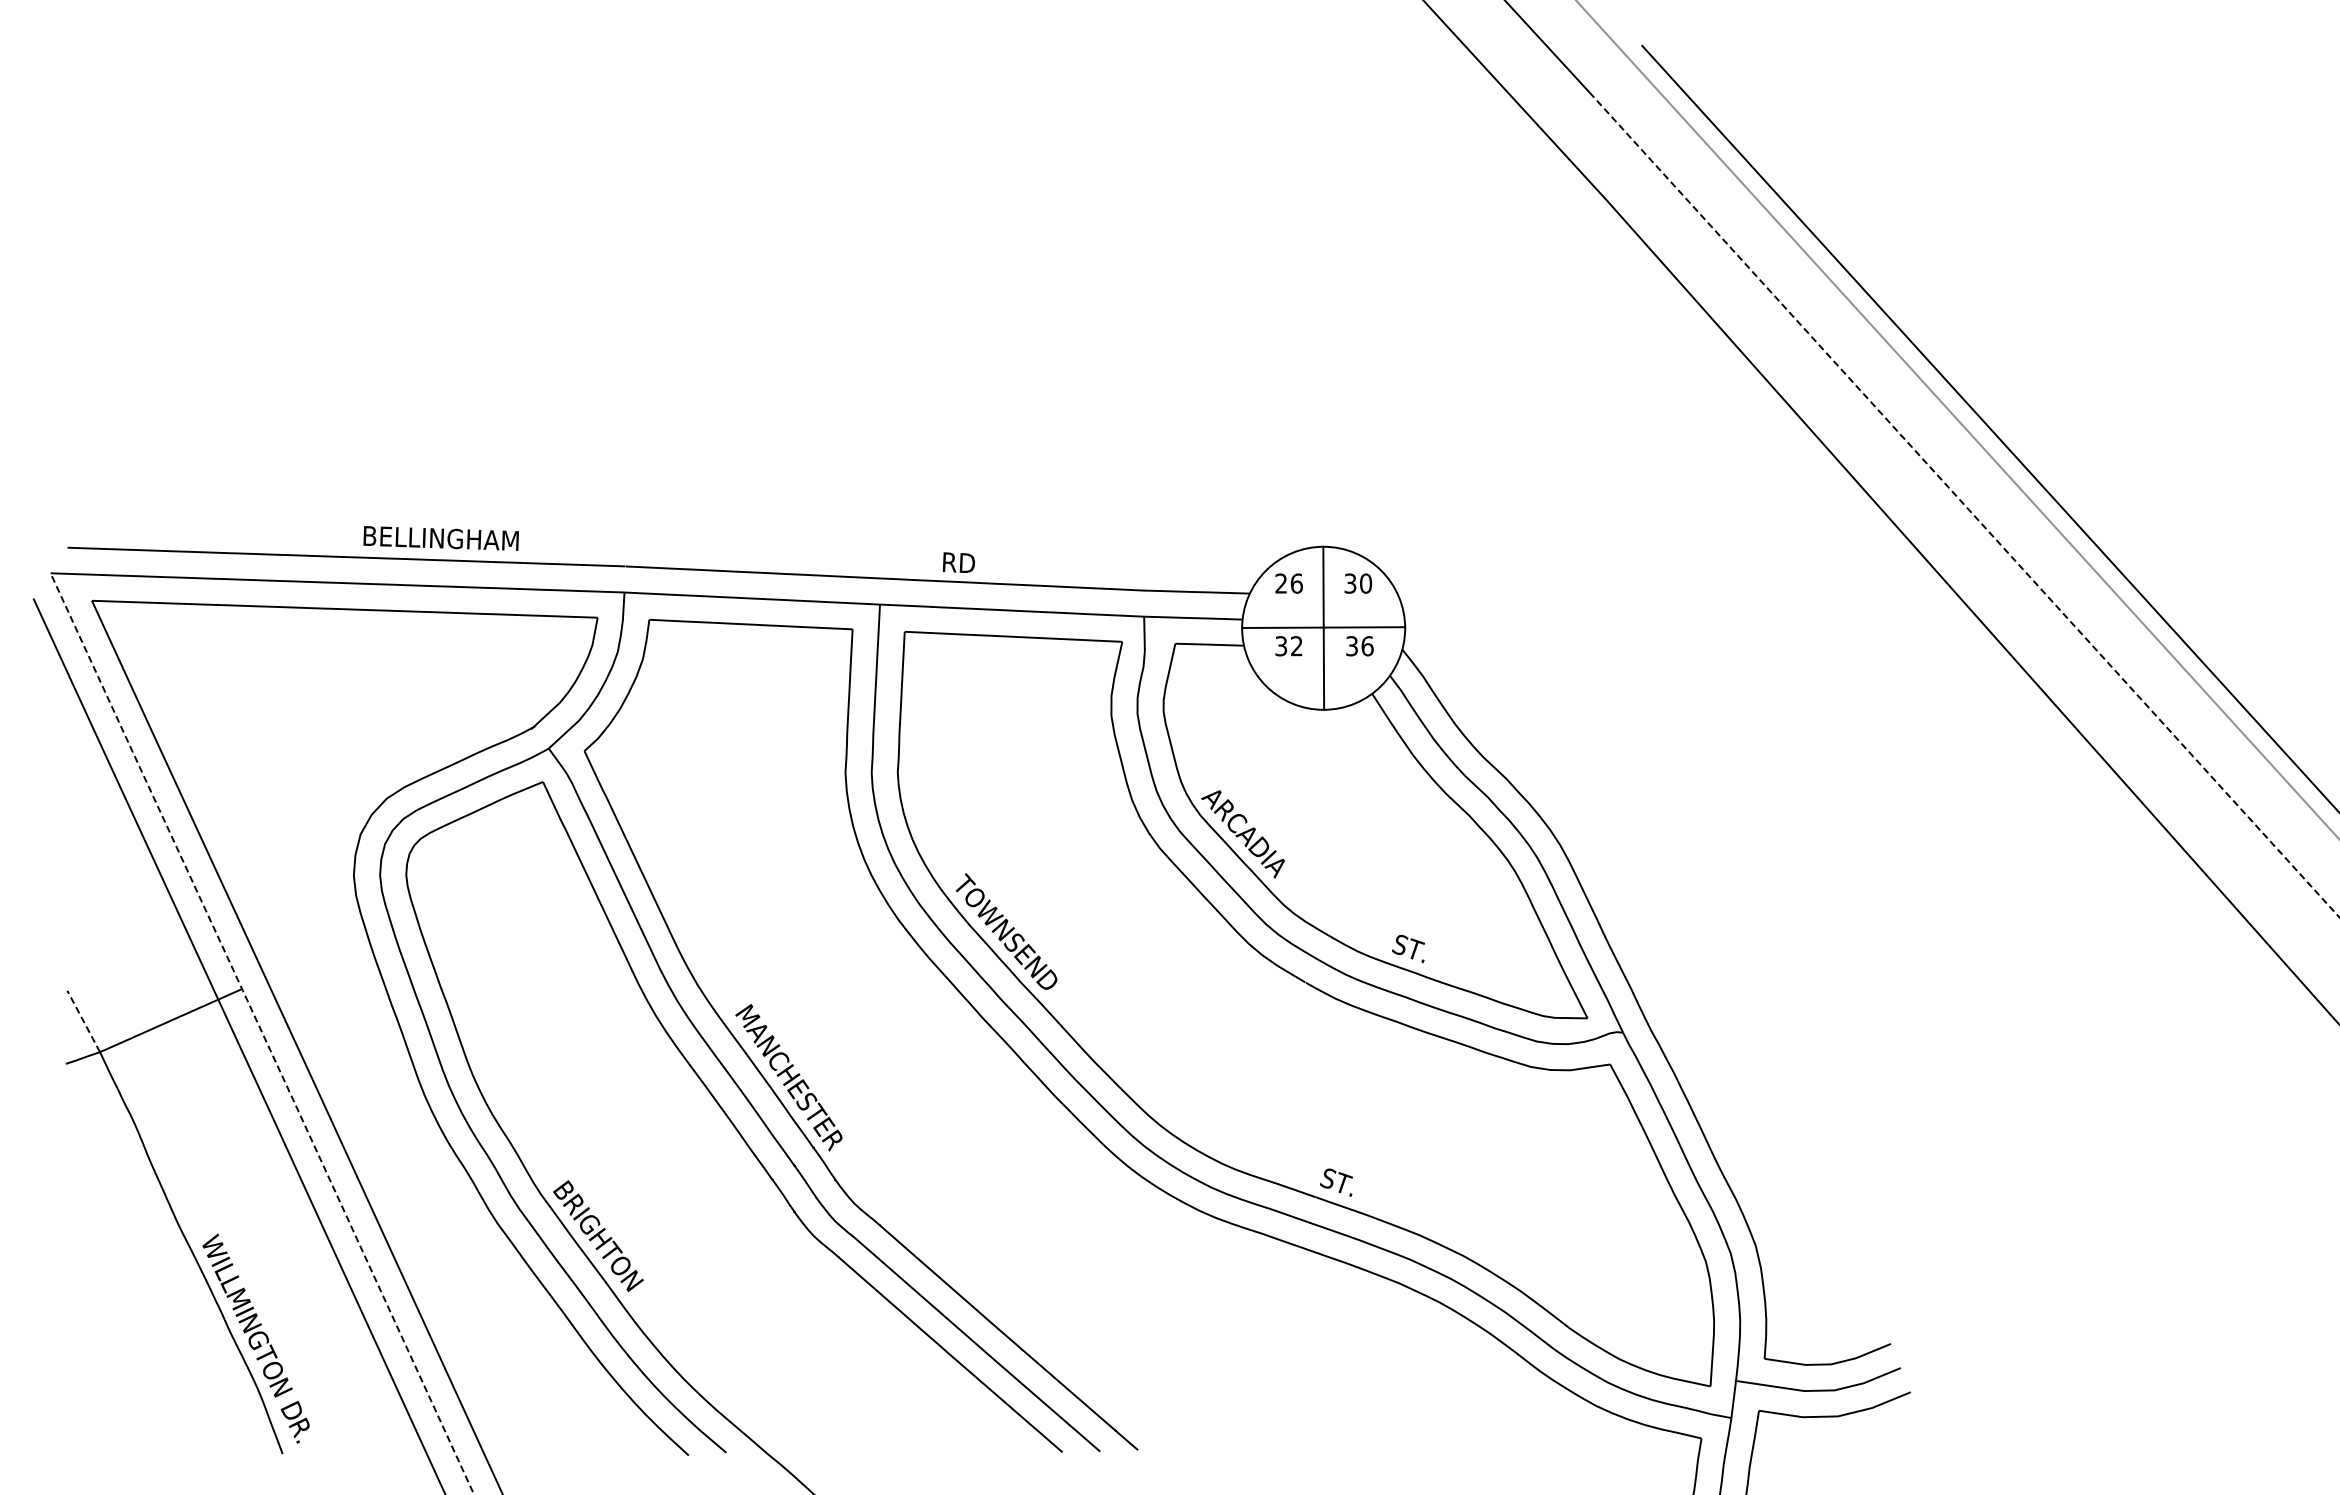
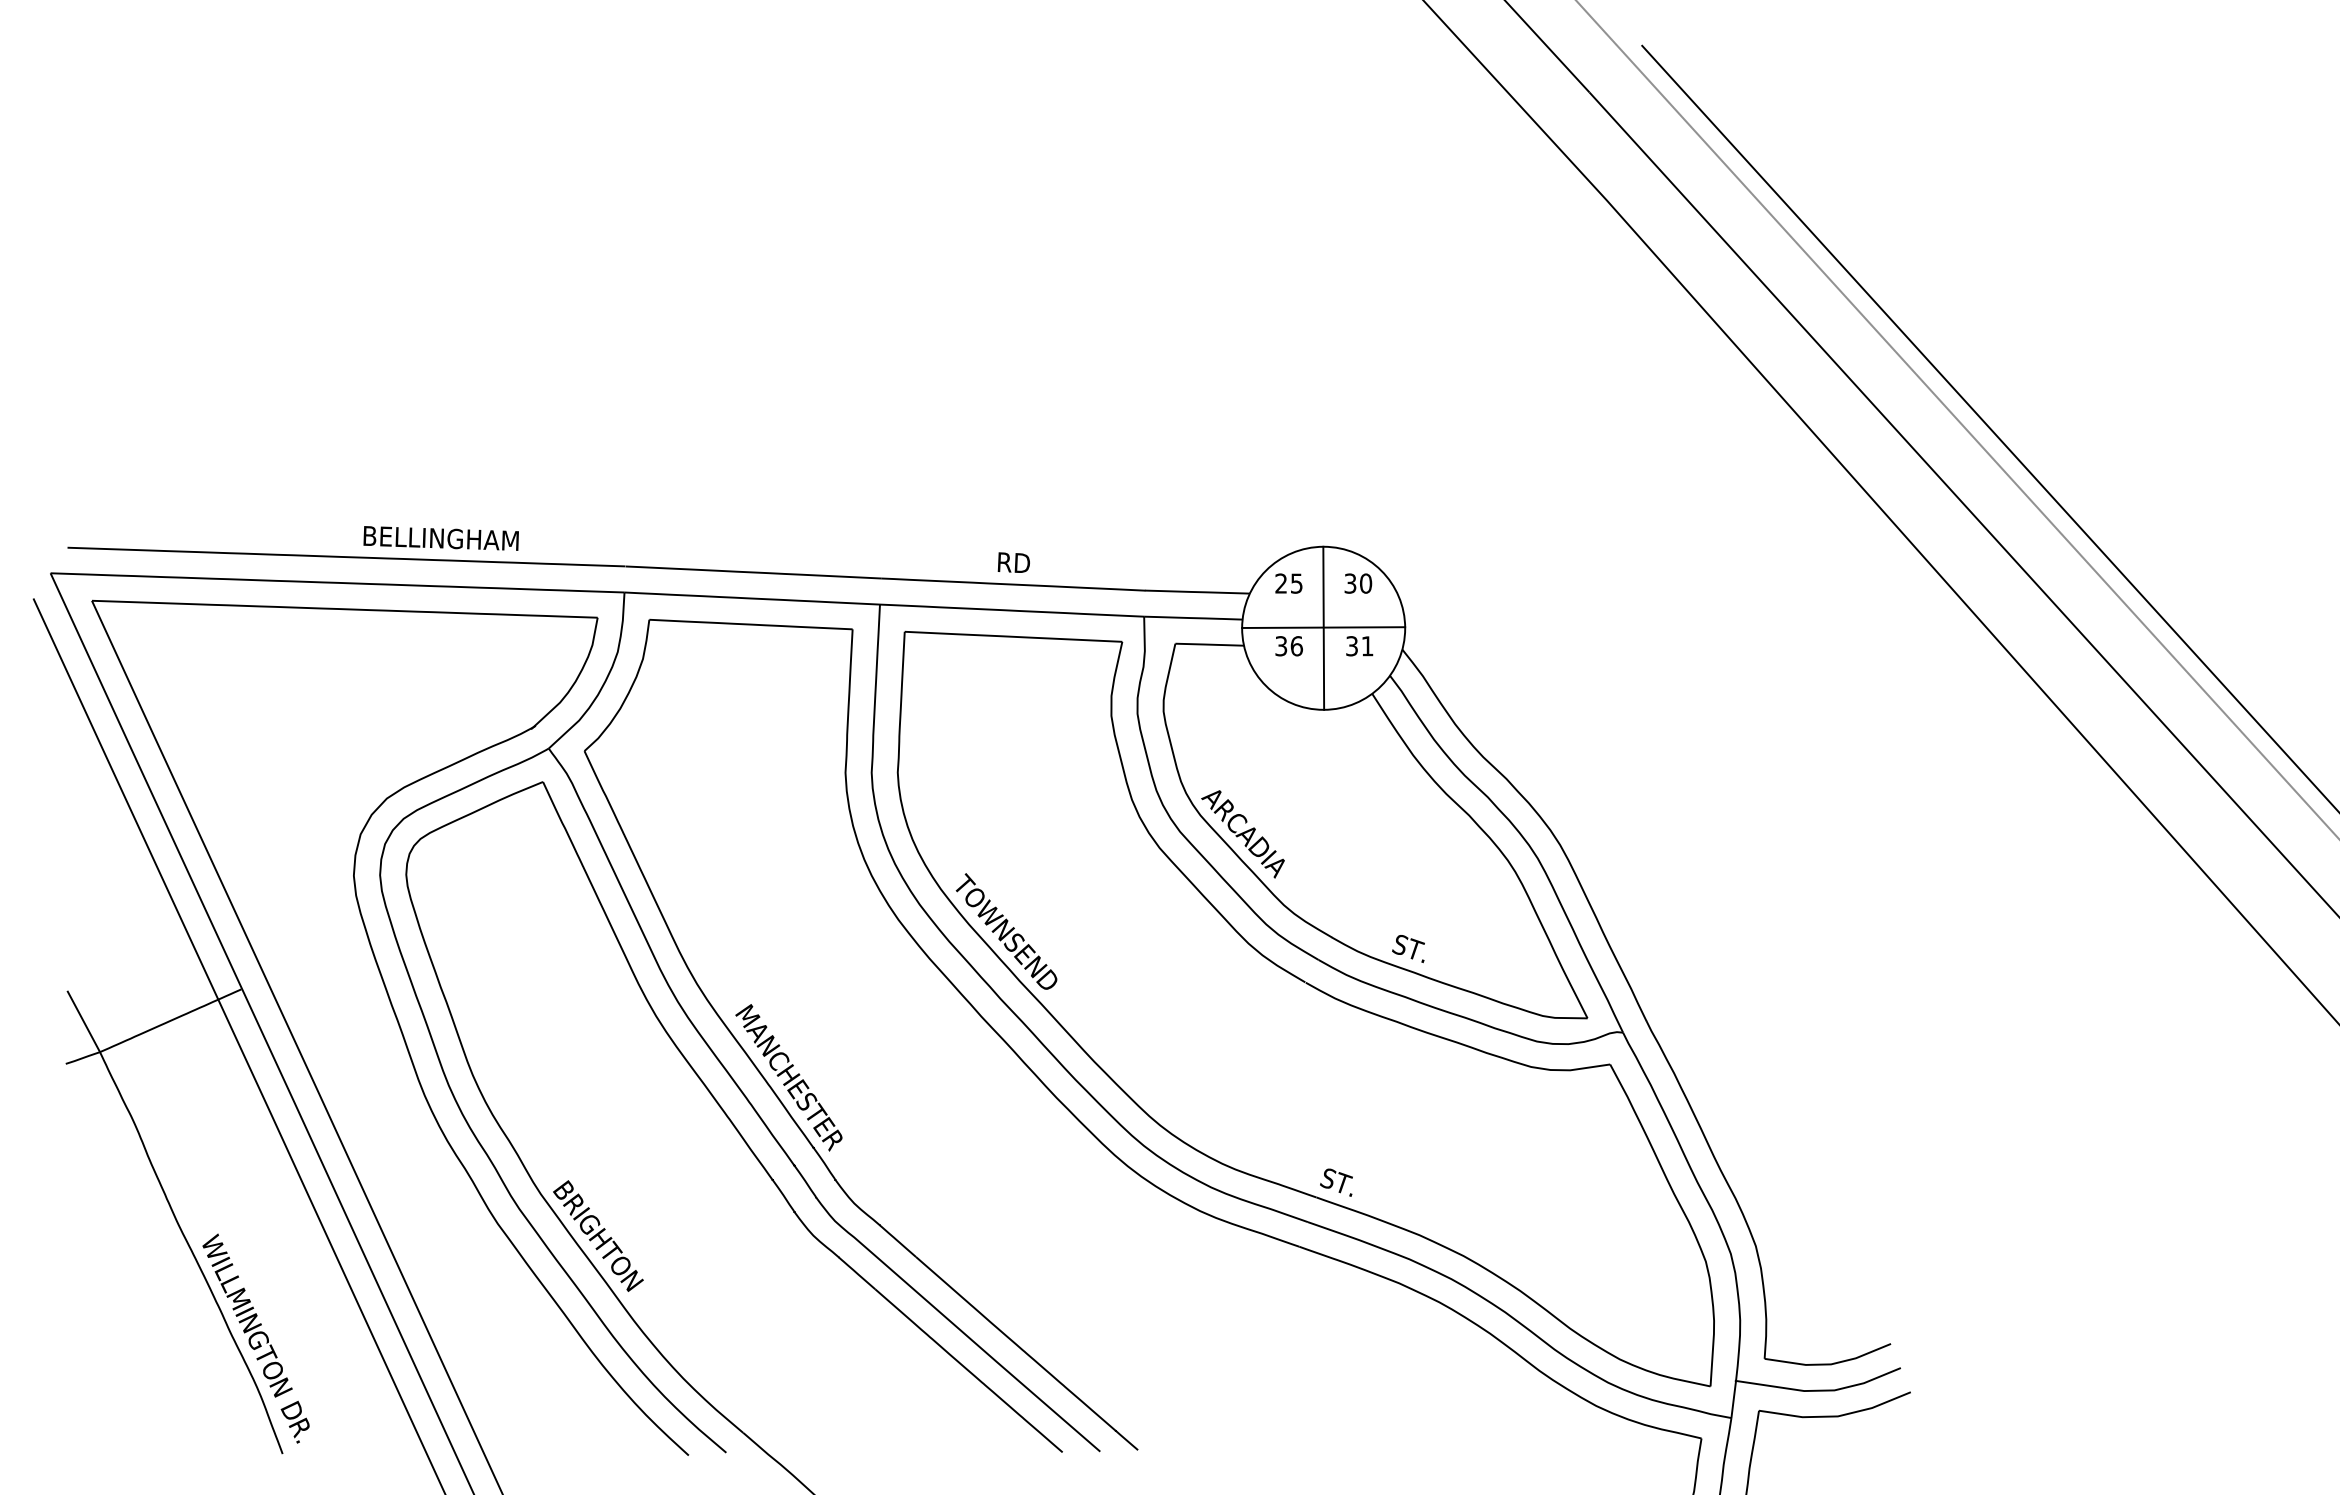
line: dashed -> solid (1964, 505)
text position: (958, 562) -> (1013, 562) (1013, 562)
text: 26 -> 25 (1296, 583)
text: 32 -> 36 (1296, 646)
text: 36 -> 31 (1367, 646)
line: dashed -> solid (83, 1021)
line: dashed -> solid (262, 1033)
